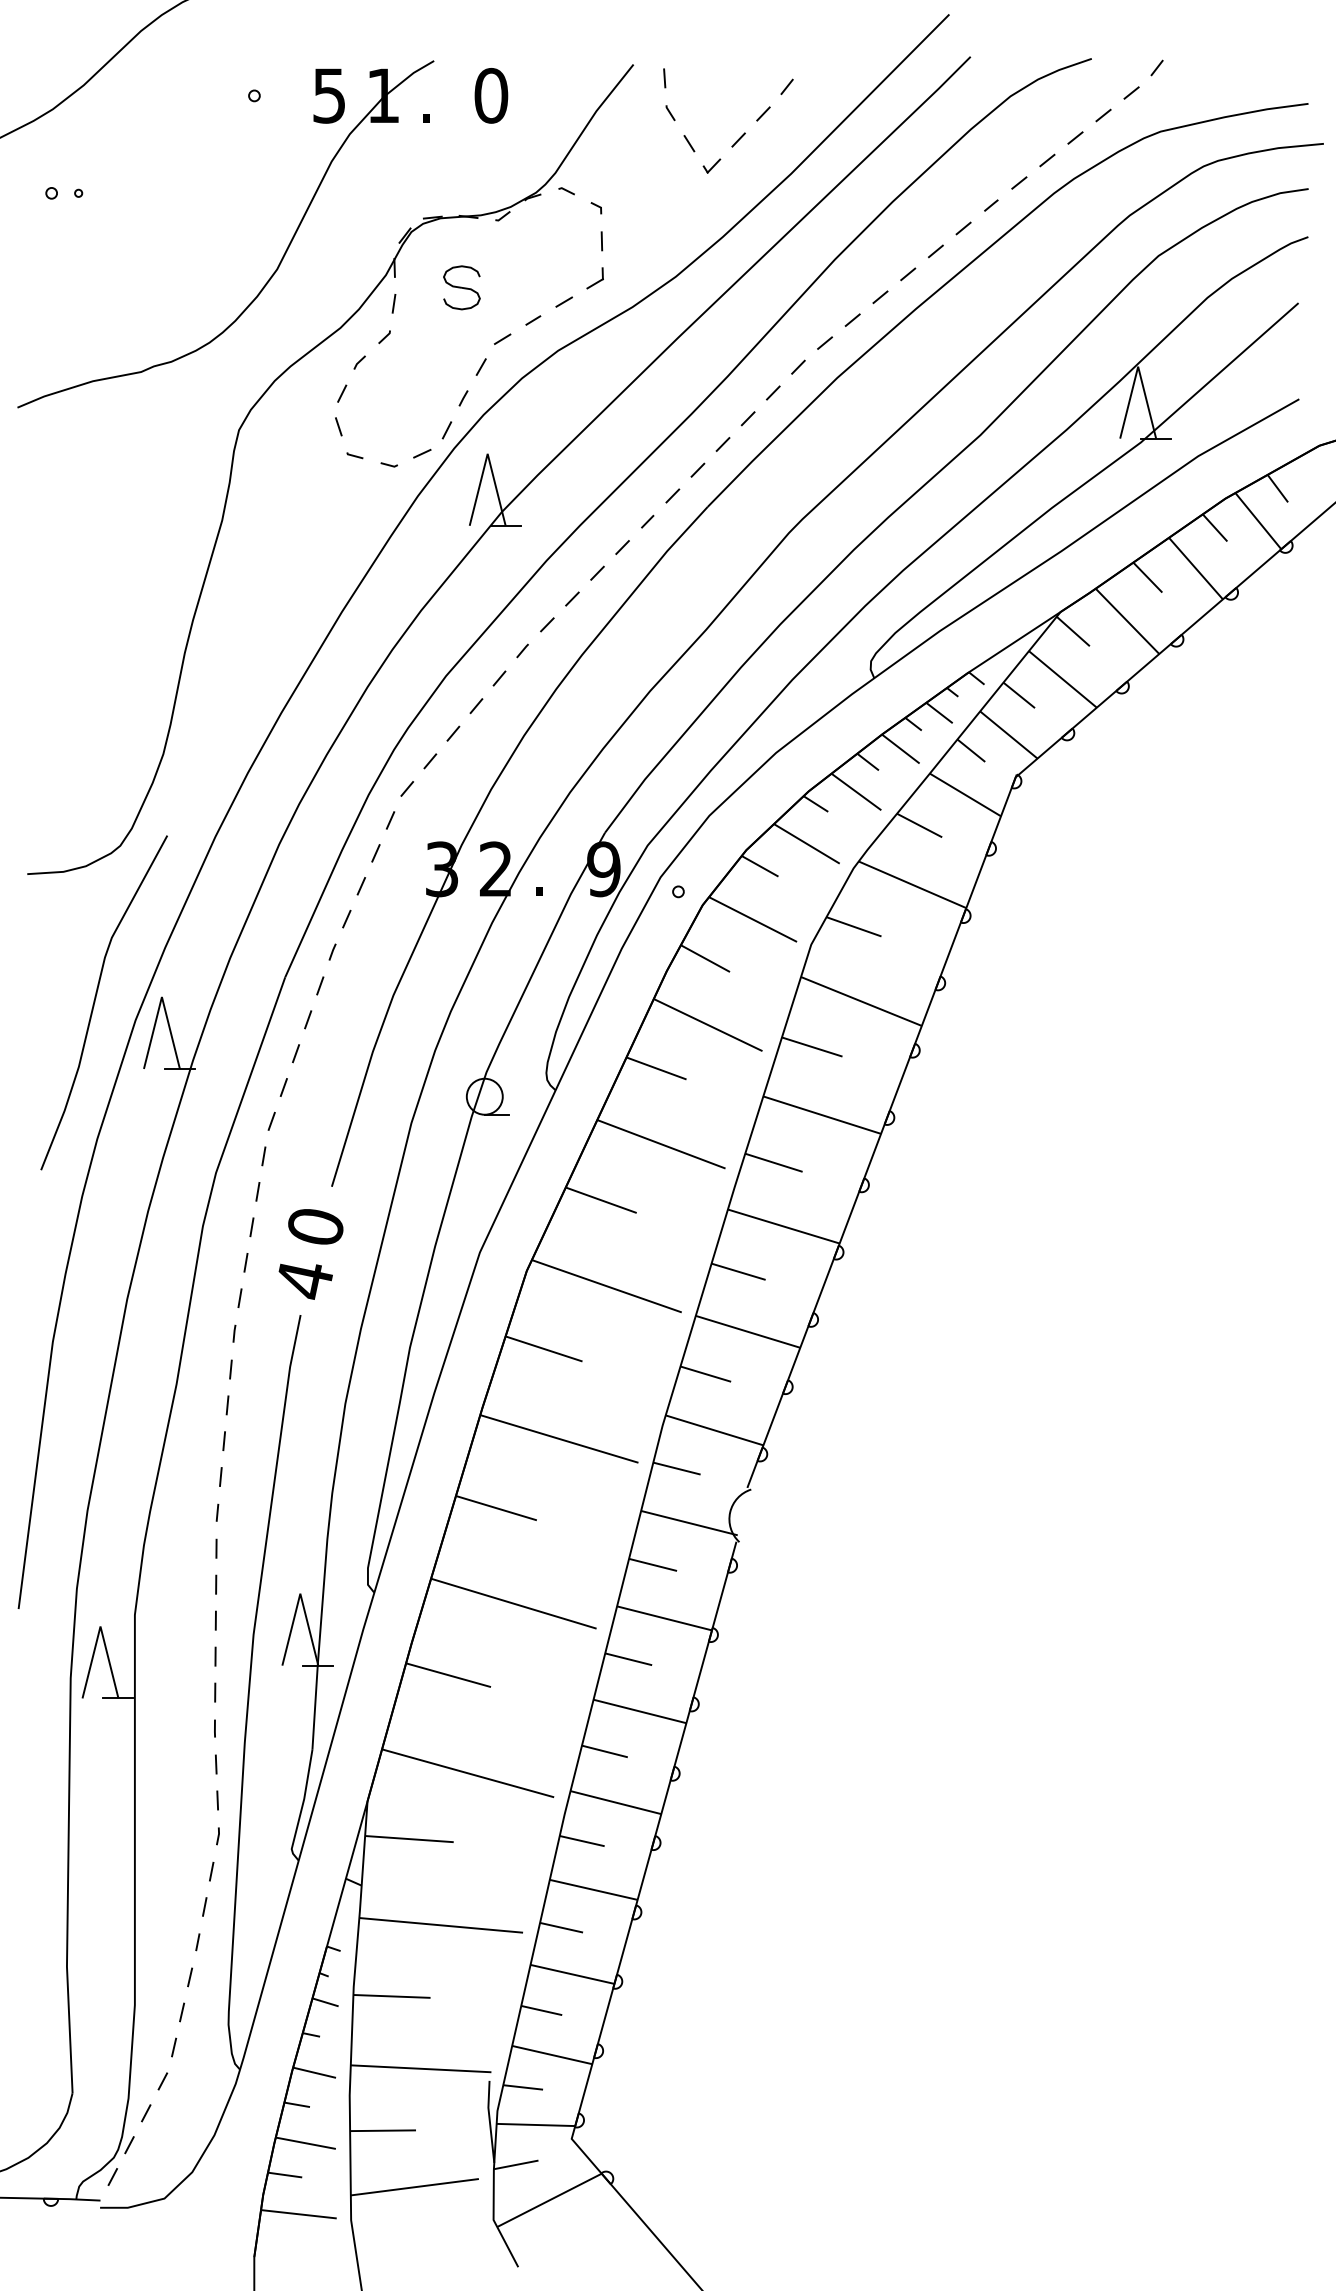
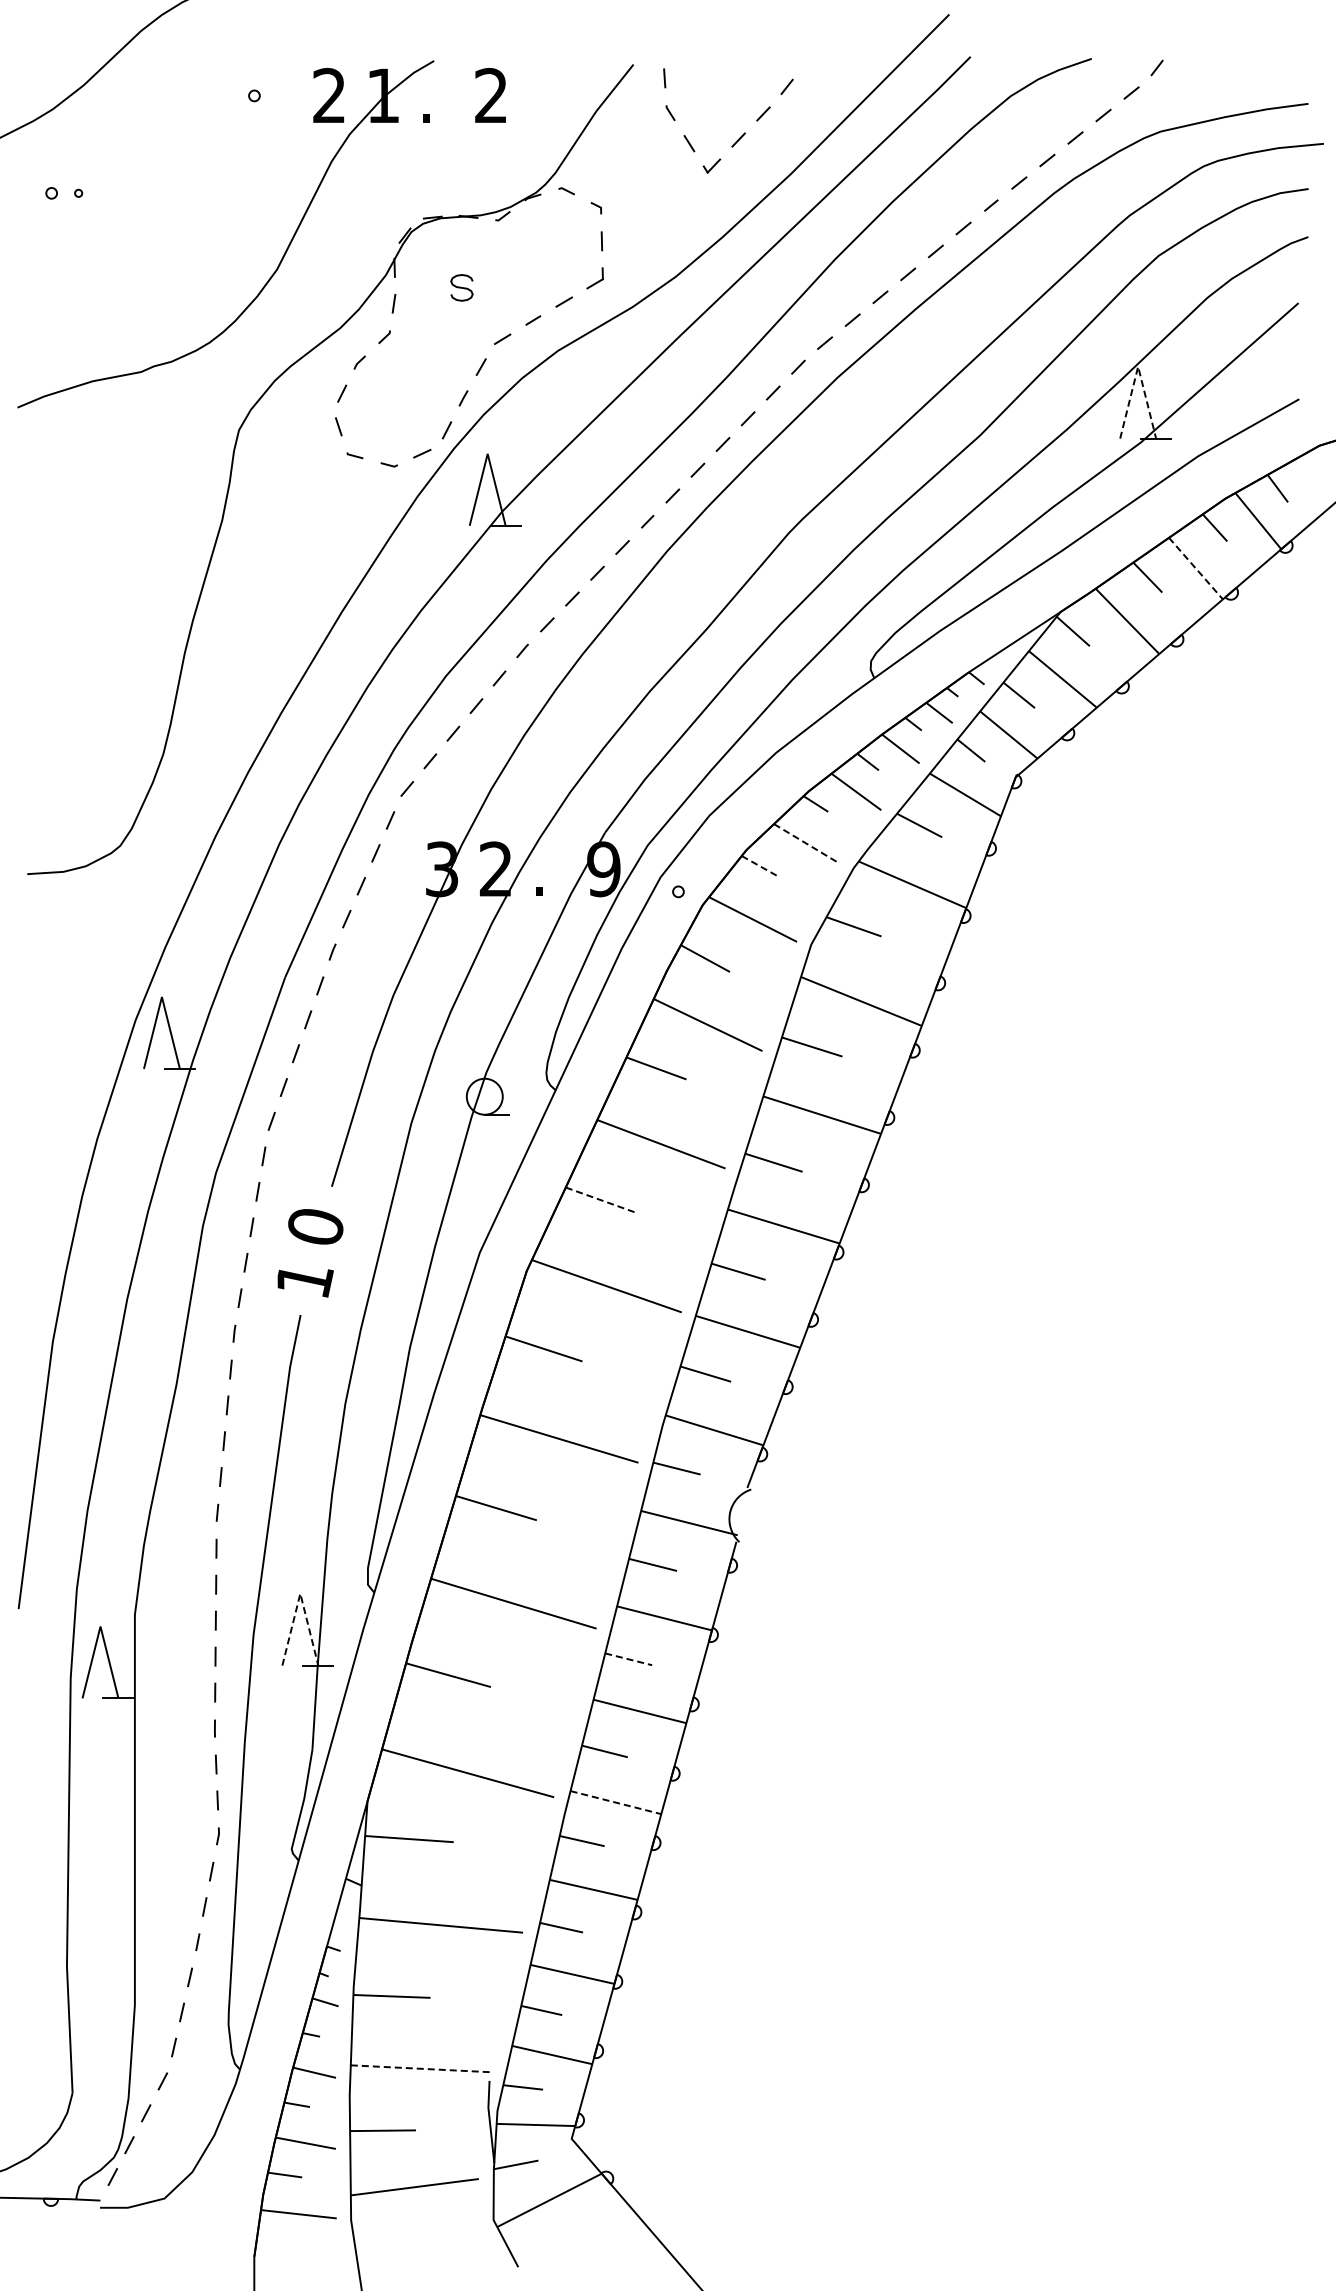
text: 5 -> 2 (328, 95)
text: 0 -> 2 (491, 95)
part size: 38x46 px -> 24x28 px (461, 287)
line: solid -> dashed (1138, 366)
line: solid -> dashed (1195, 568)
line: solid -> dashed (807, 844)
line: solid -> dashed (760, 866)
curve: present -> none (95, 1002)
line: solid -> dashed (601, 1200)
text: 4 -> 1 (305, 1281)
line: solid -> dashed (300, 1593)
line: solid -> dashed (629, 1659)
line: solid -> dashed (615, 1802)
line: solid -> dashed (421, 2068)
